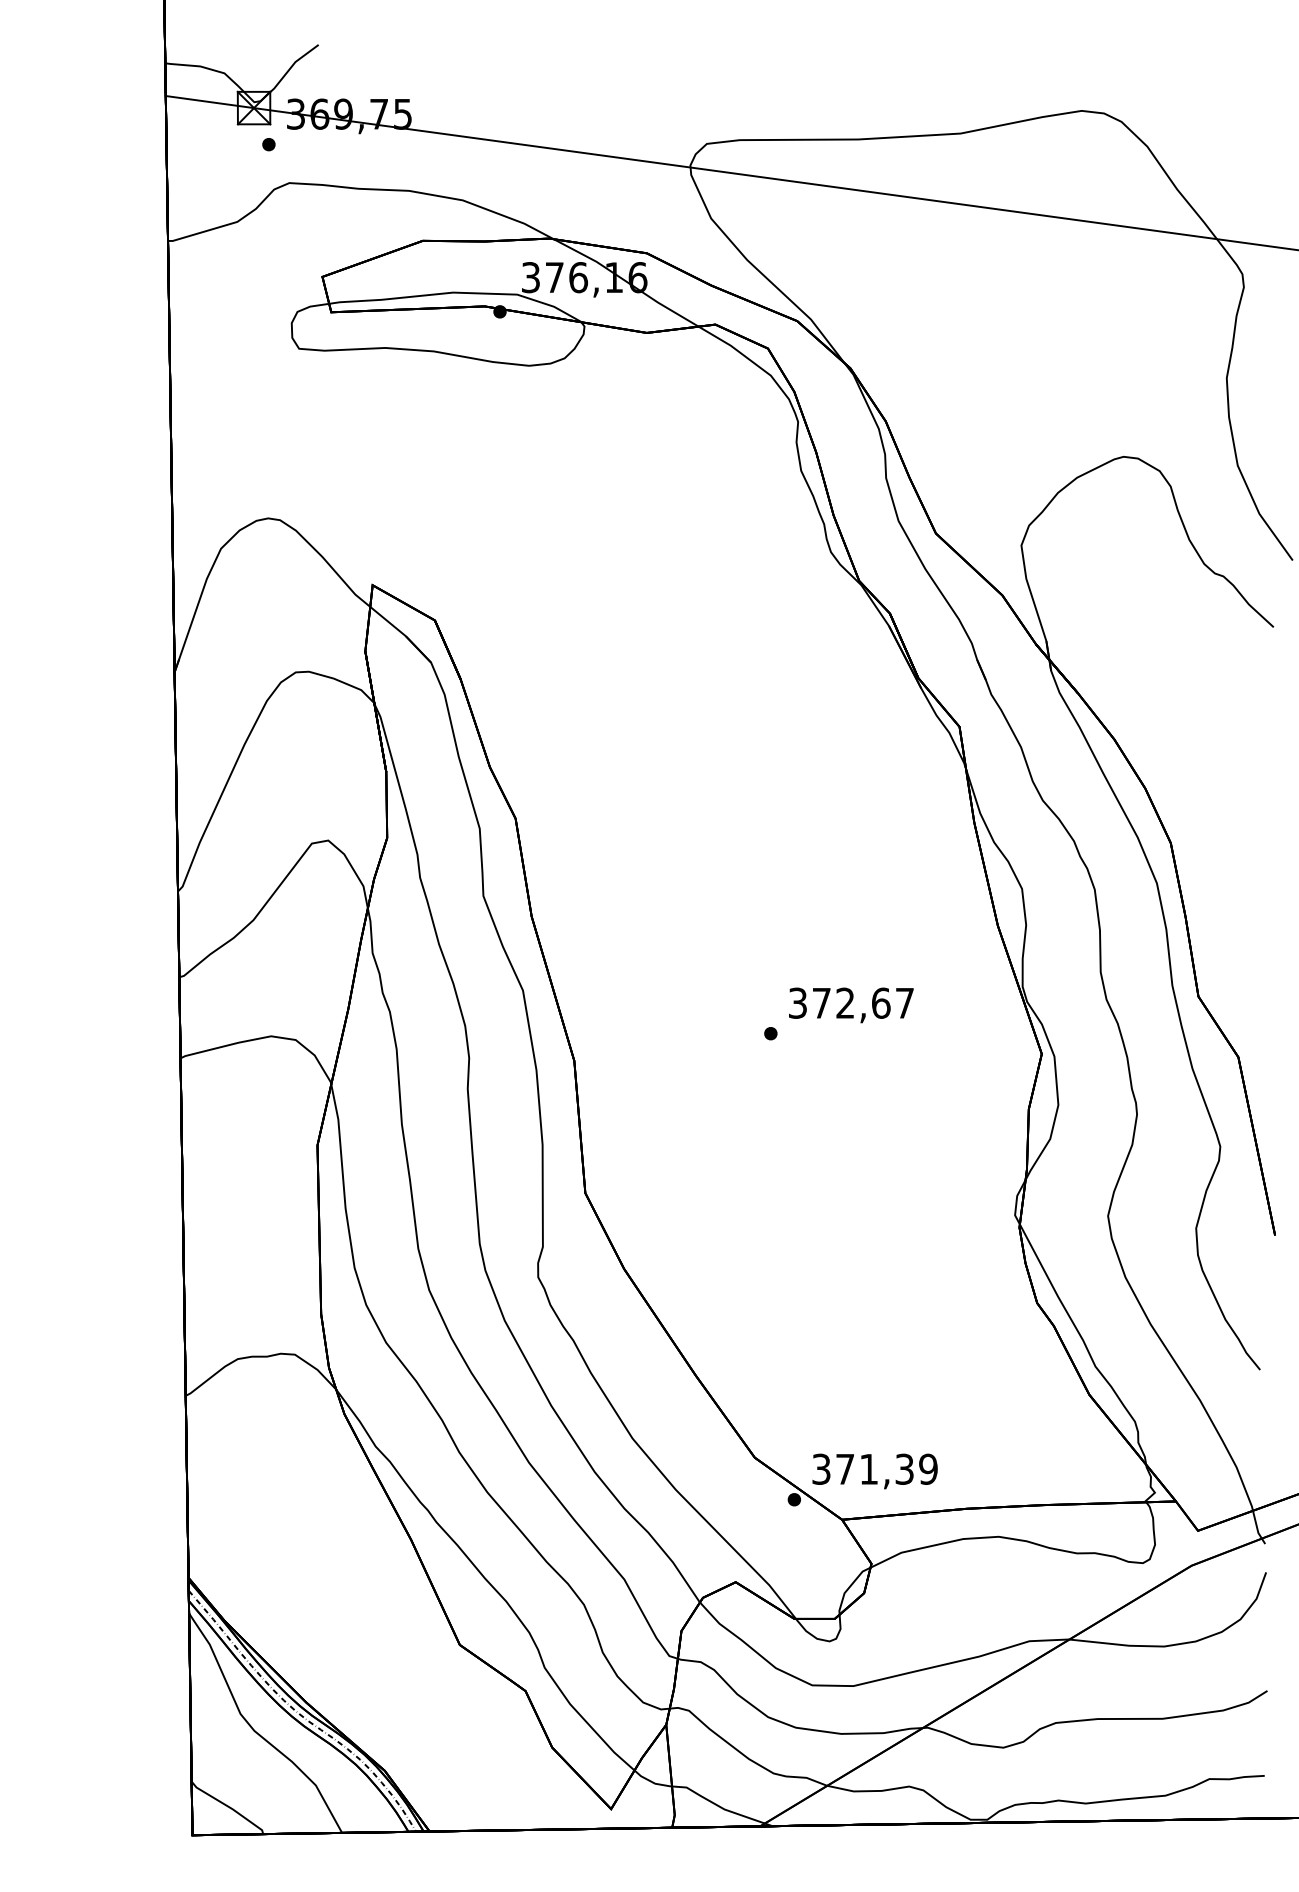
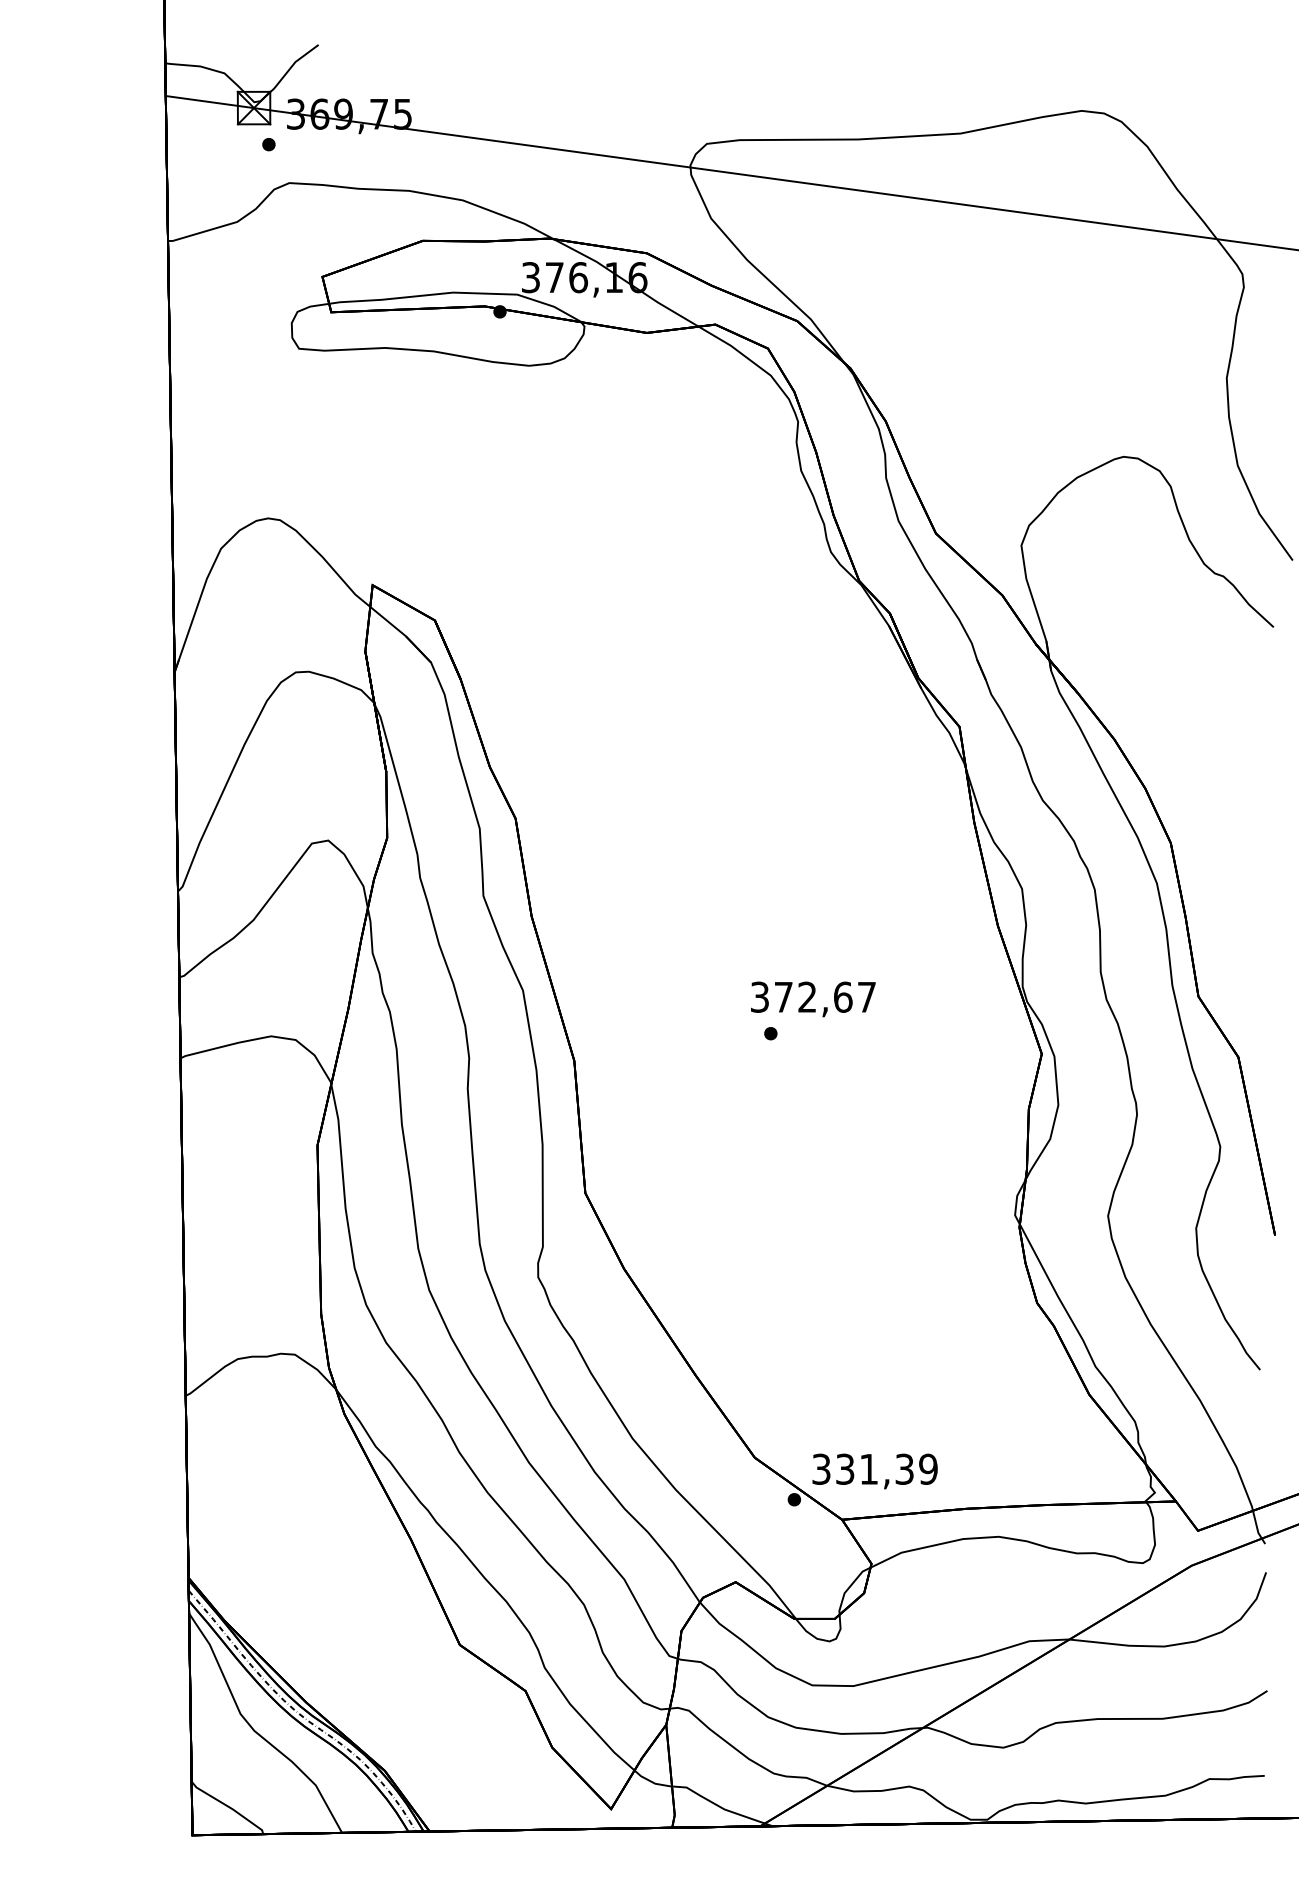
text position: (851, 1005) -> (813, 999) (813, 999)
text: 371,39 -> 331,39 (845, 1468)
